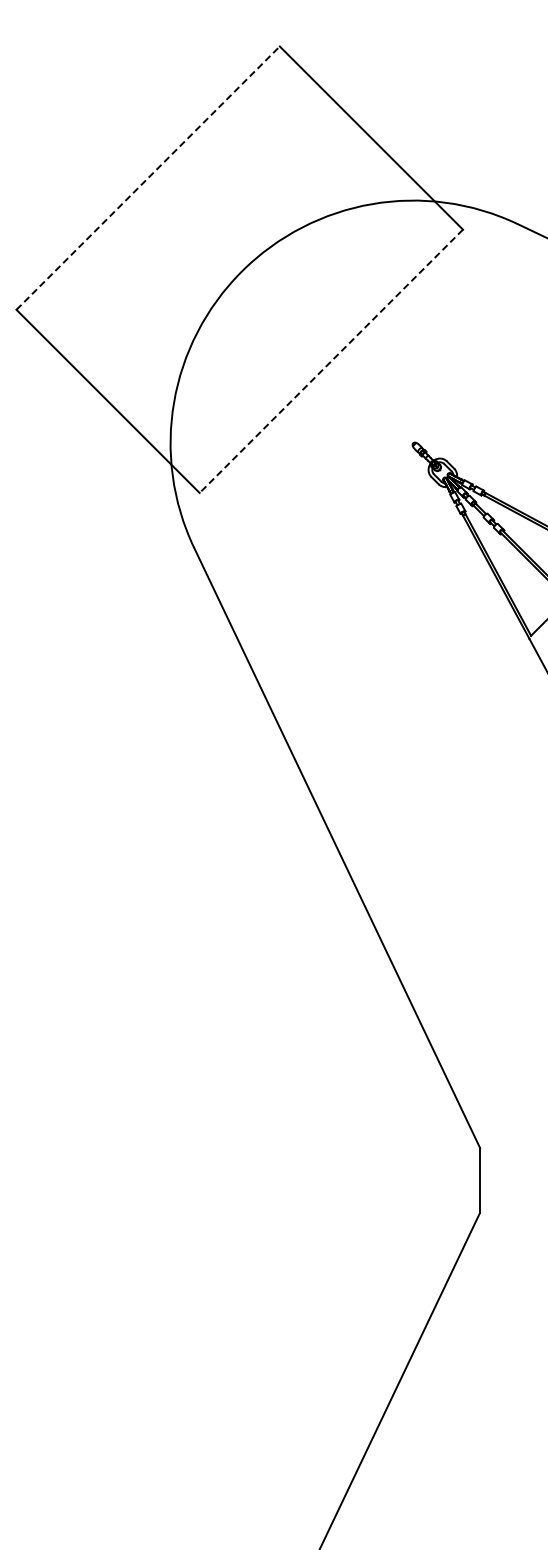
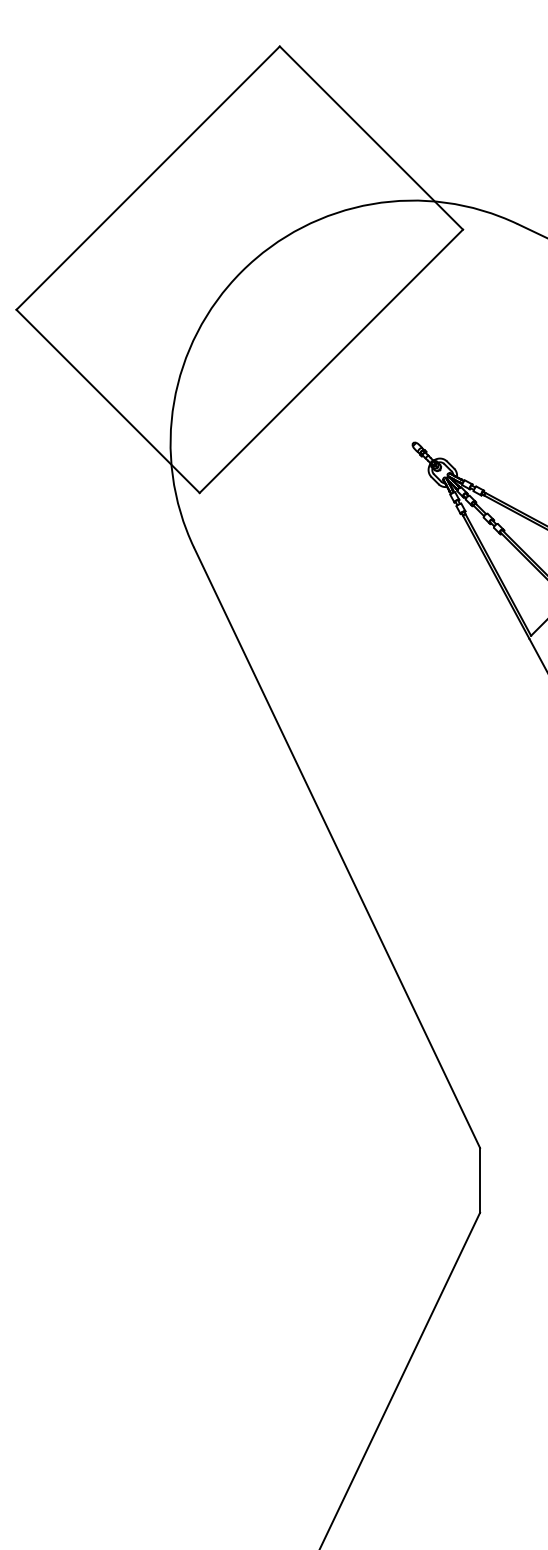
line: dashed -> solid (148, 177)
line: dashed -> solid (330, 361)
